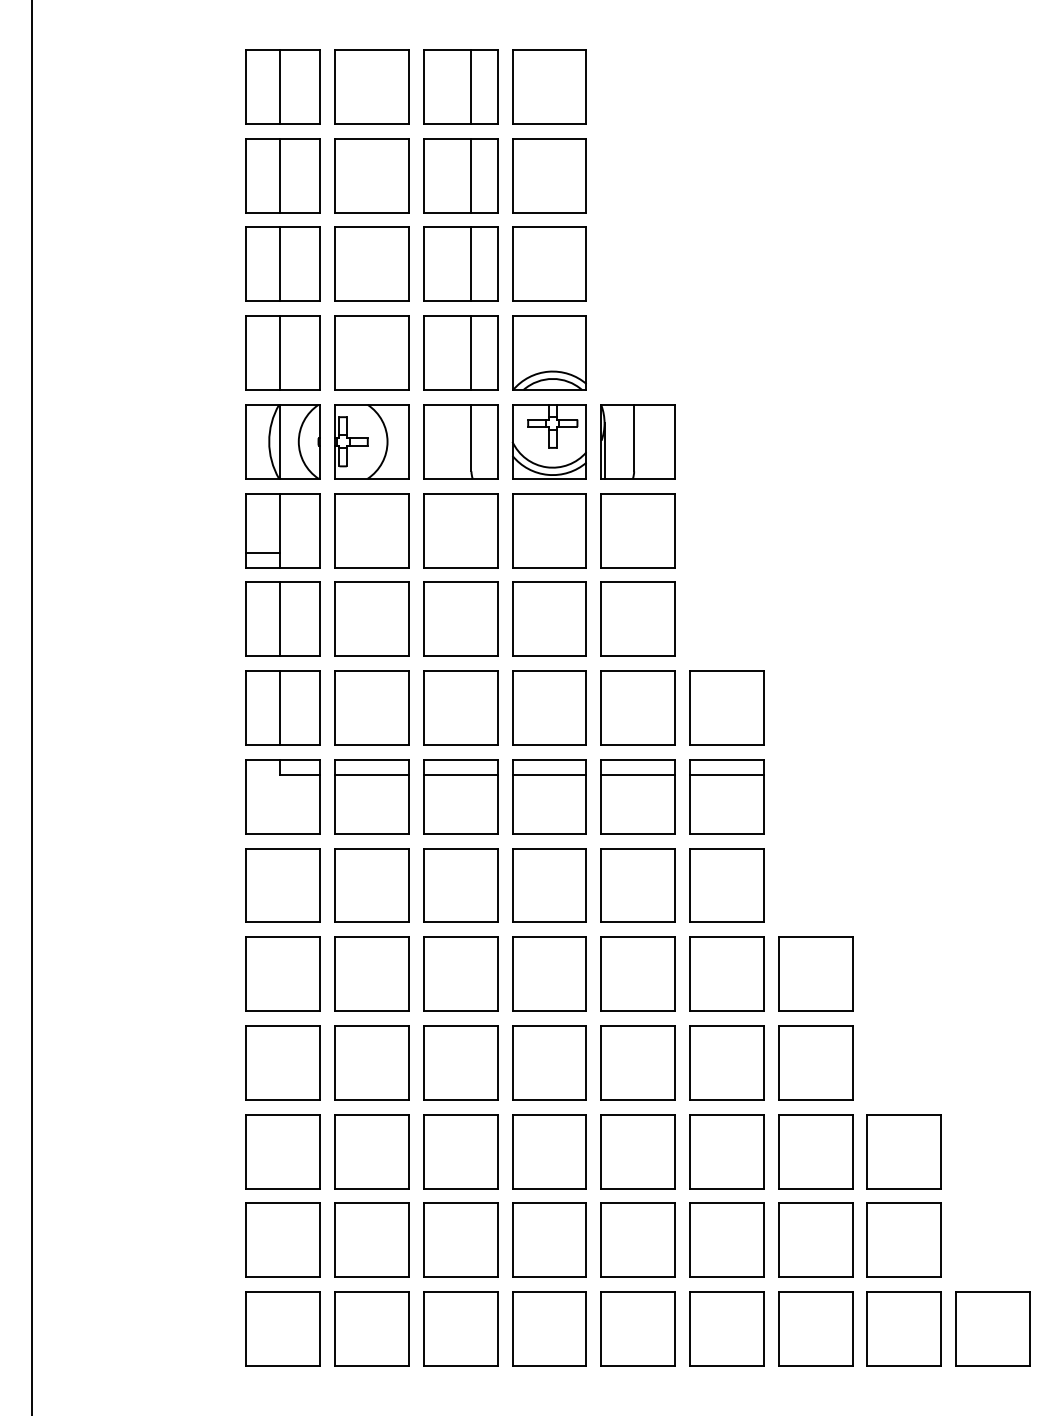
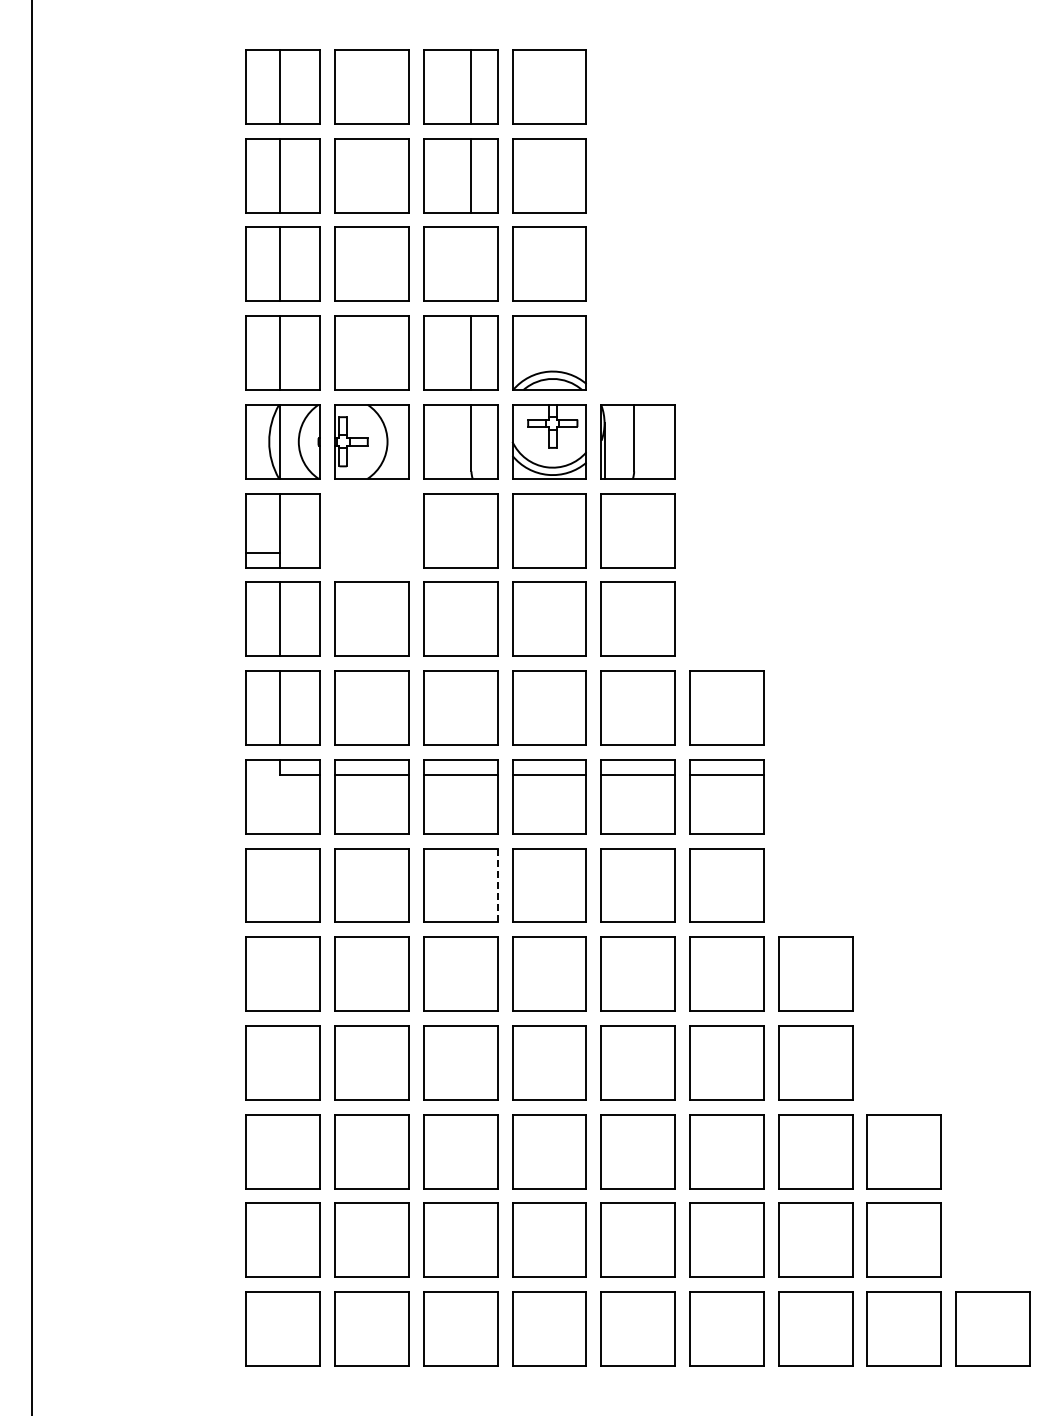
line: present -> none (471, 264)
part: present -> none (371, 530)
line: solid -> dashed (497, 885)
